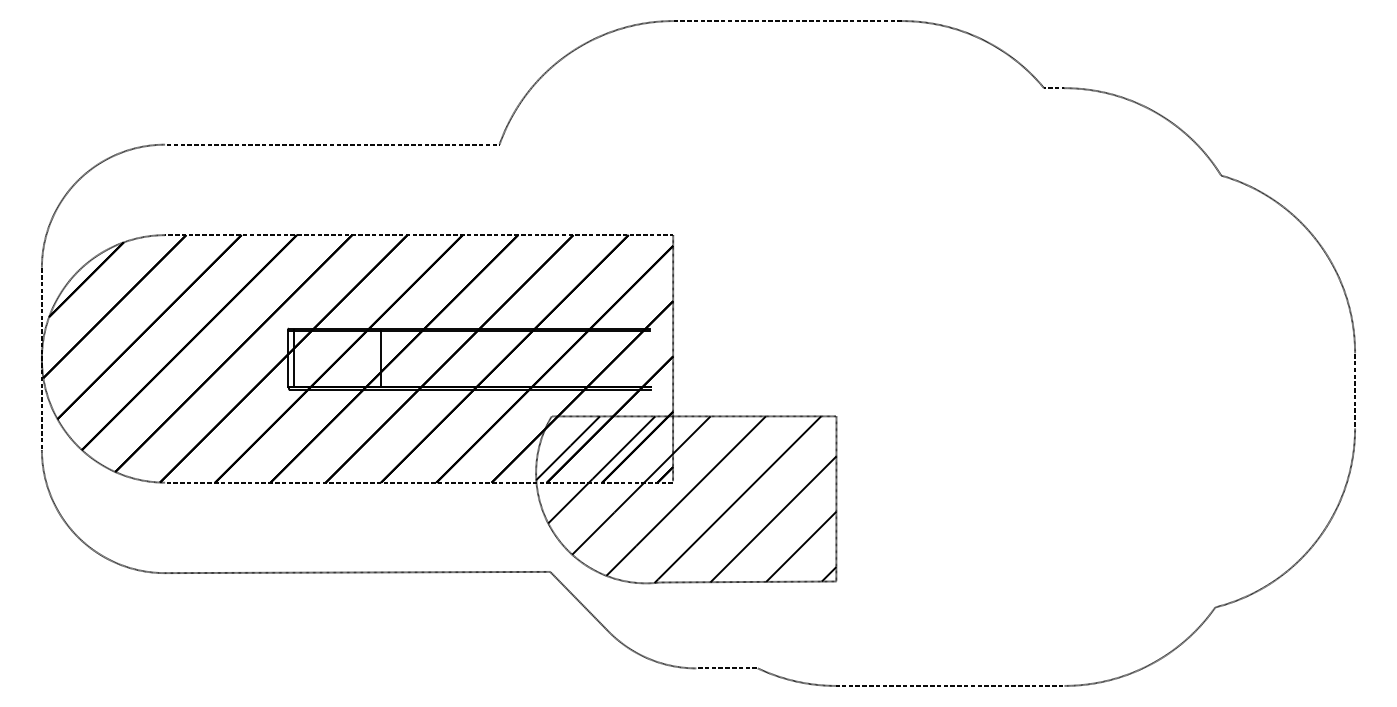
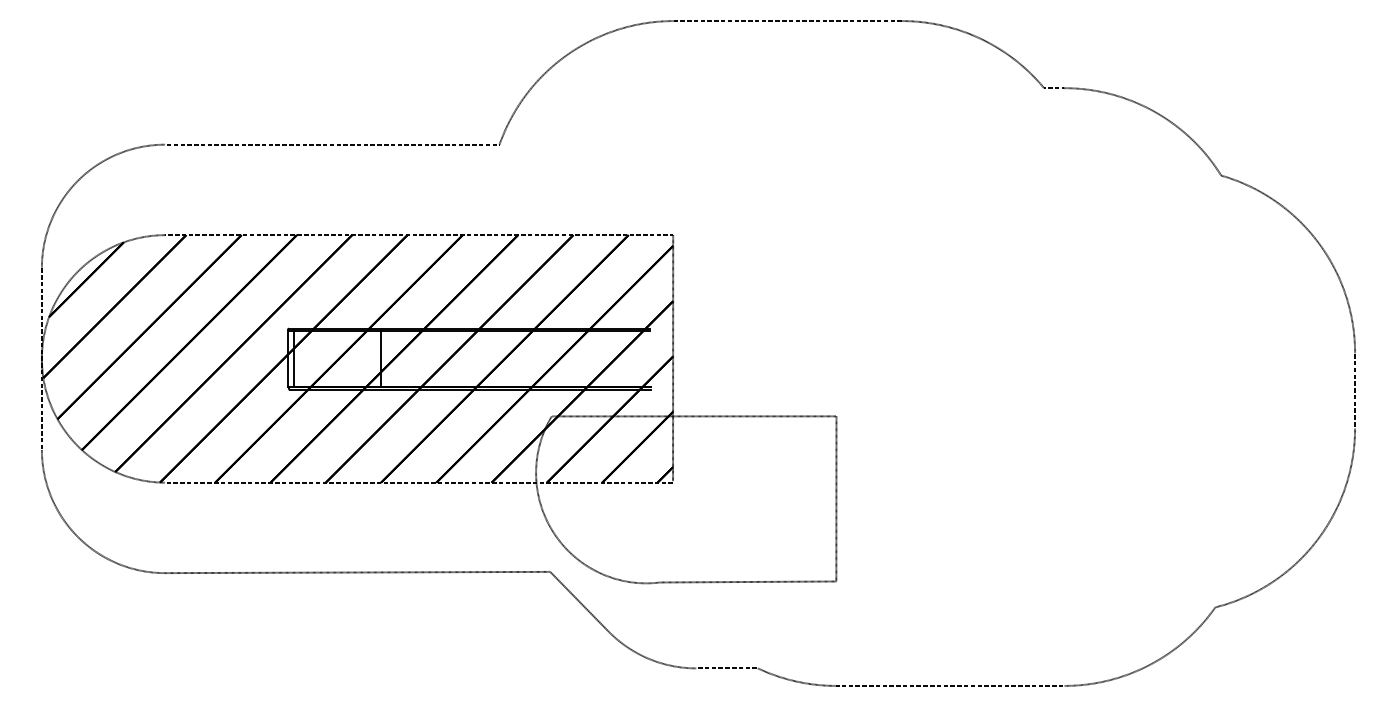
hatch: present -> none (686, 499)
